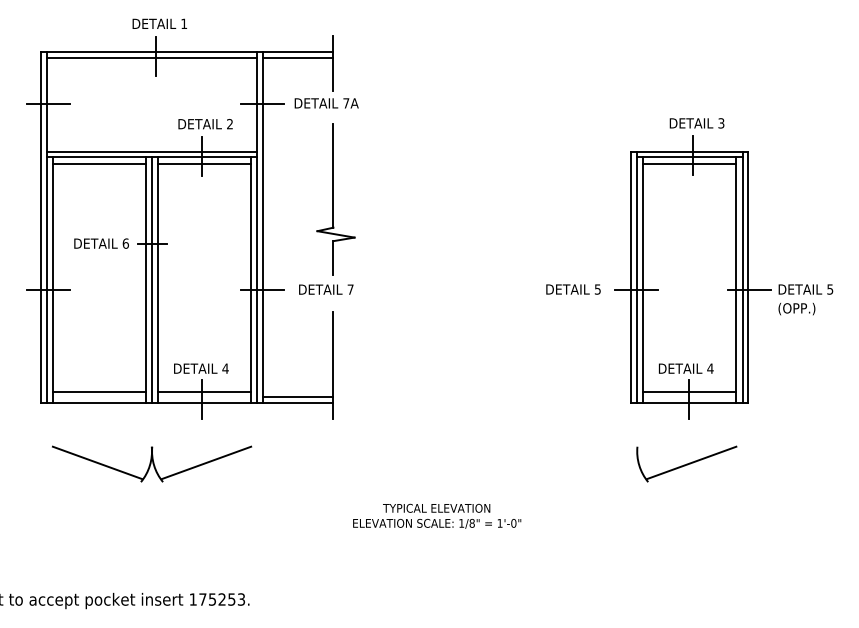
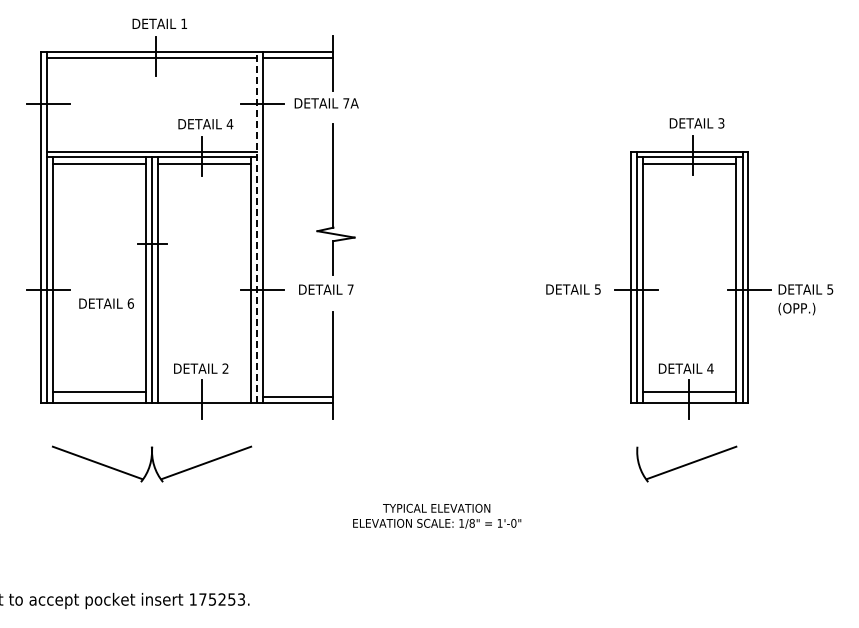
text: 2 -> 4 (229, 124)
line: solid -> dashed (257, 227)
text position: (101, 243) -> (106, 303) (106, 303)
text: 4 -> 2 (225, 368)
line: present -> none (204, 391)
